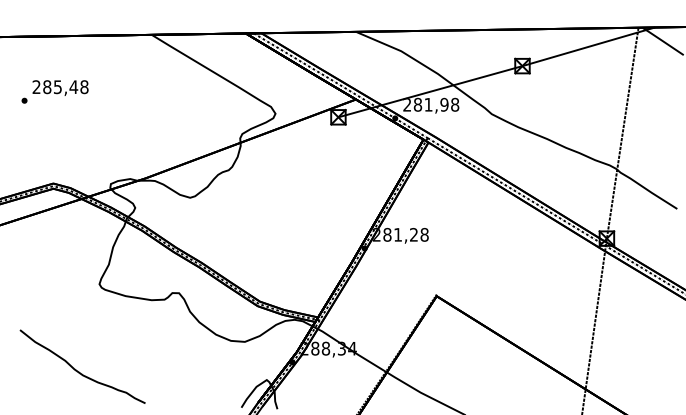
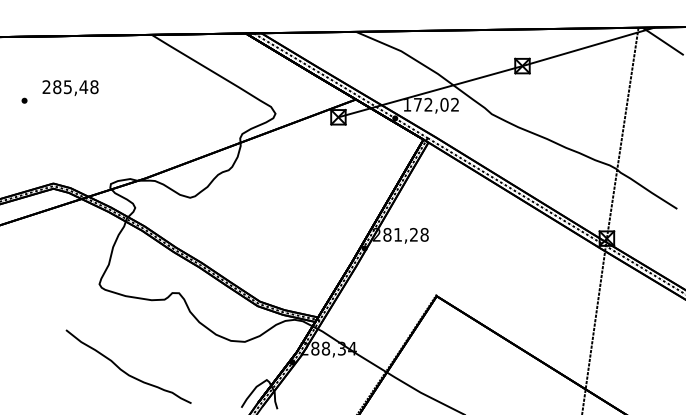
text position: (60, 87) -> (70, 87) (70, 87)
text: 281,98 -> 172,02 (431, 104)
curve position: (79, 371) -> (125, 371) (125, 371)
